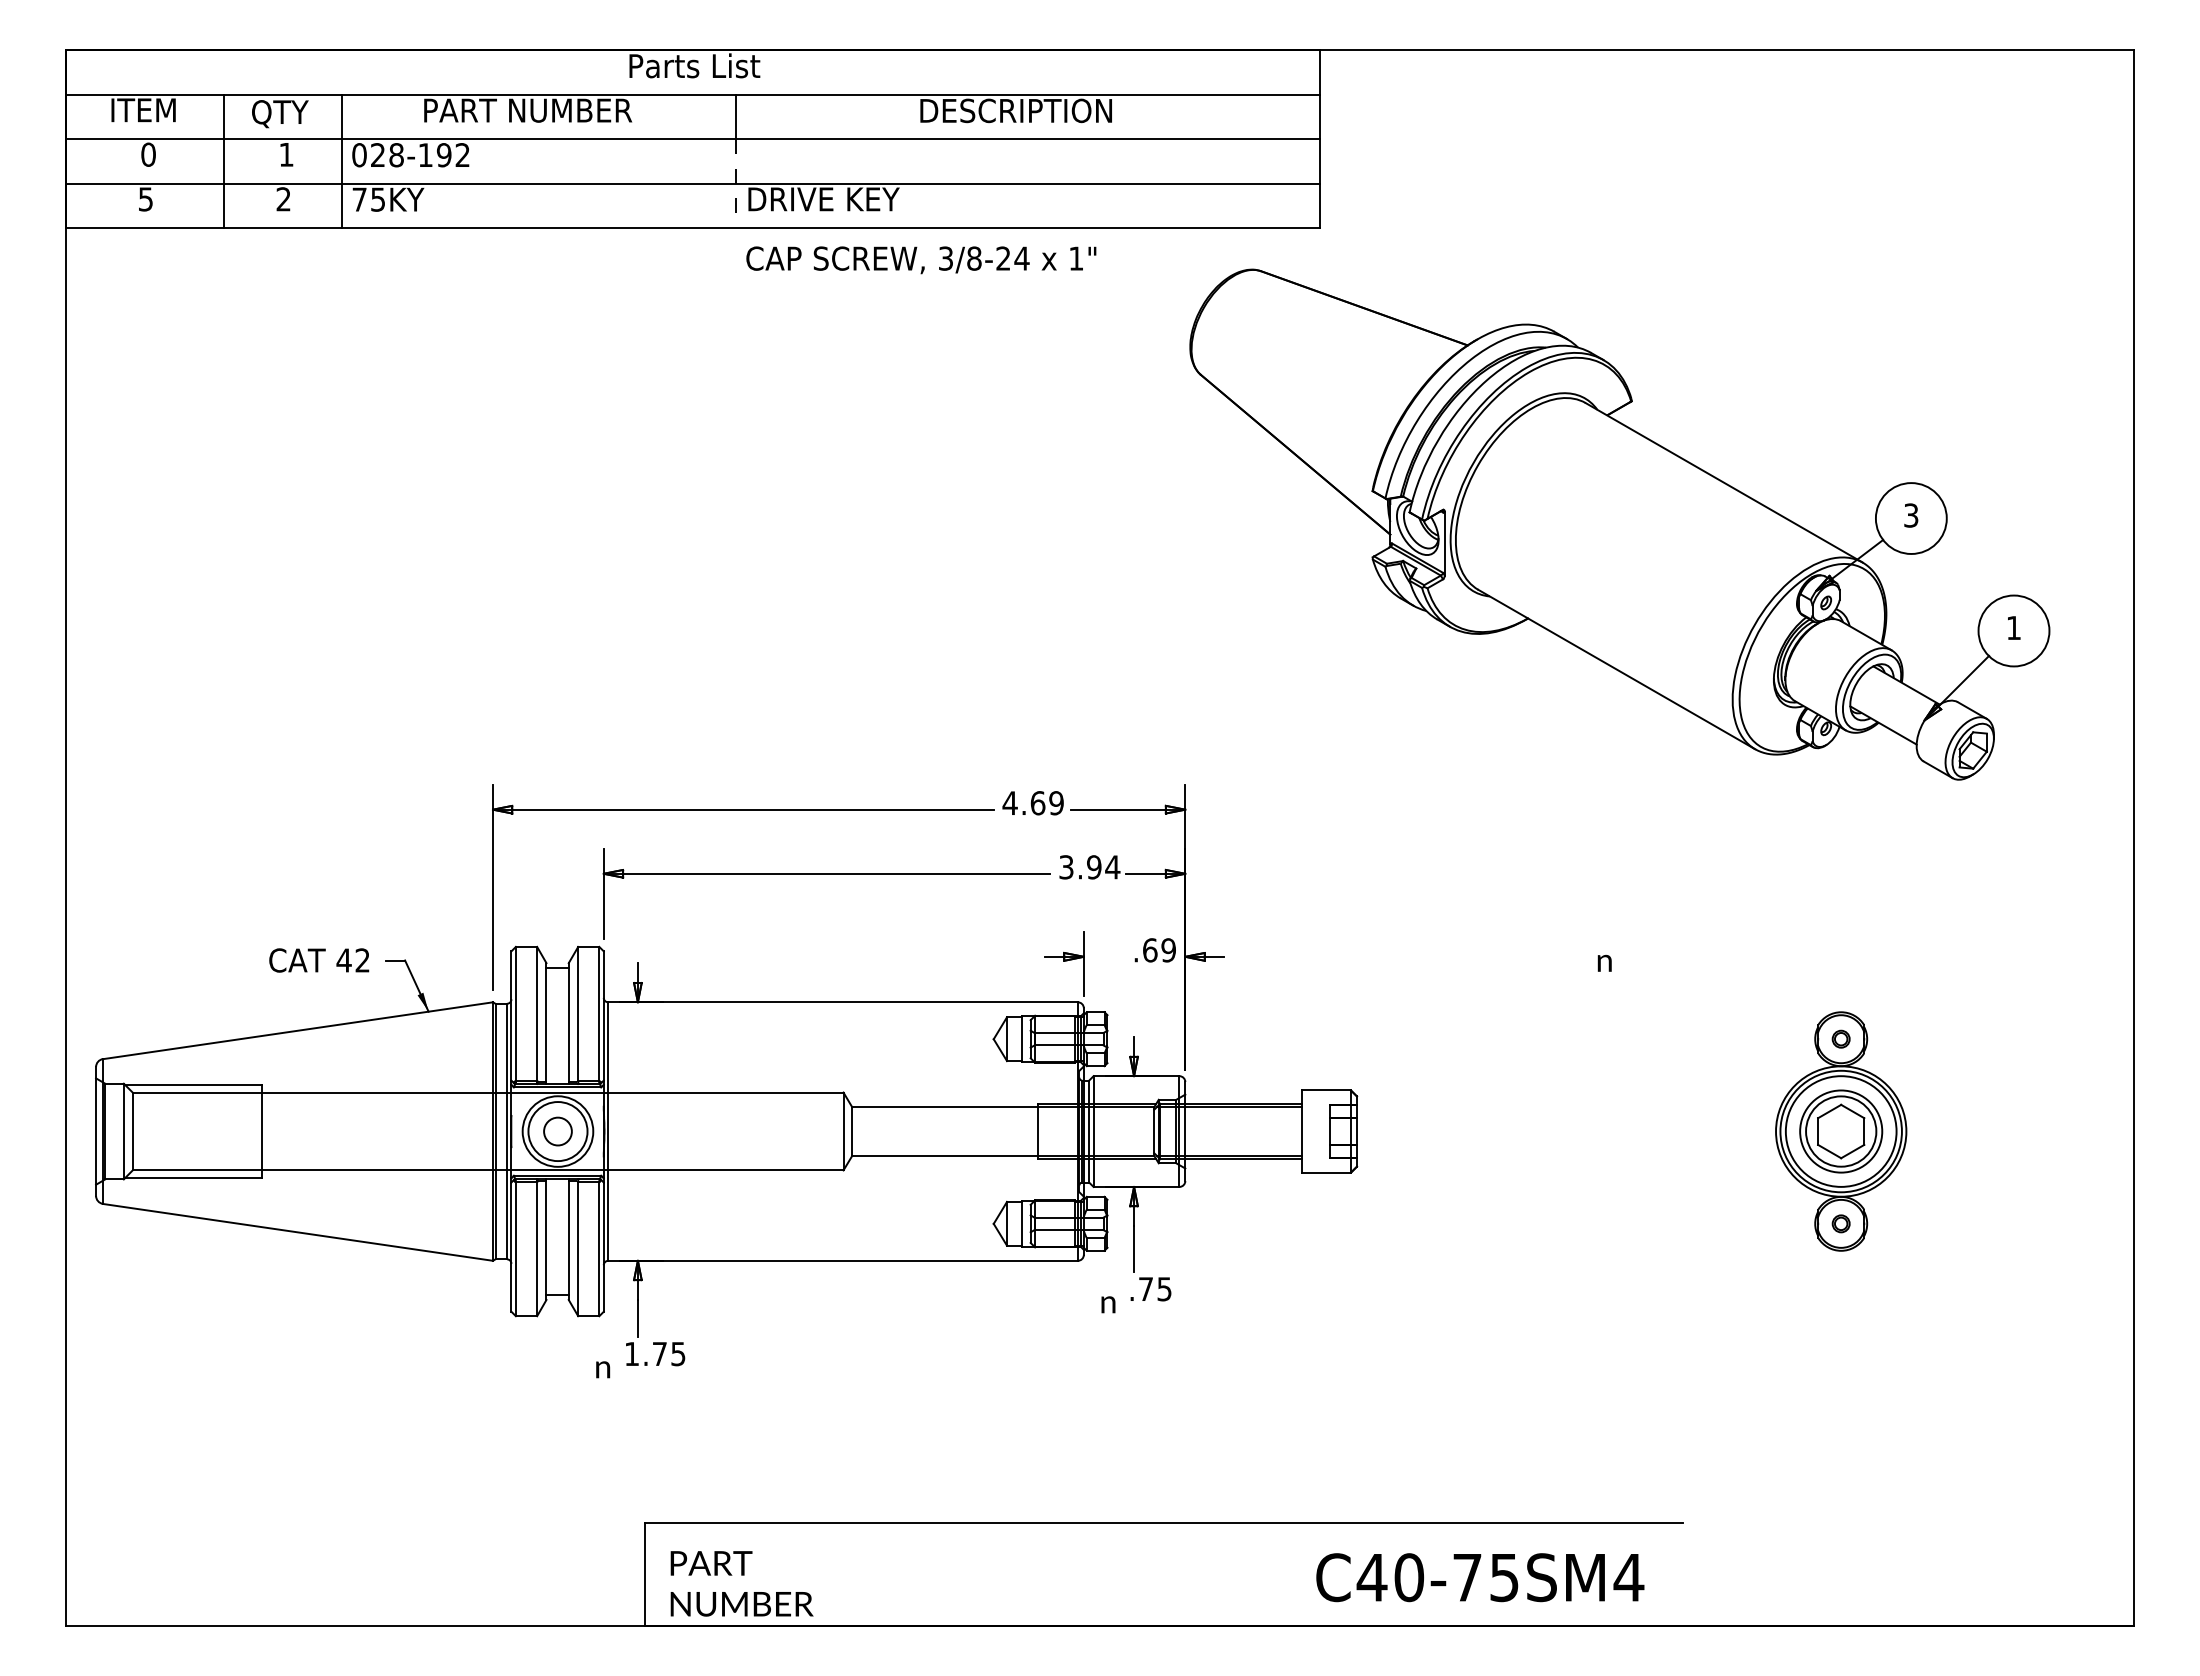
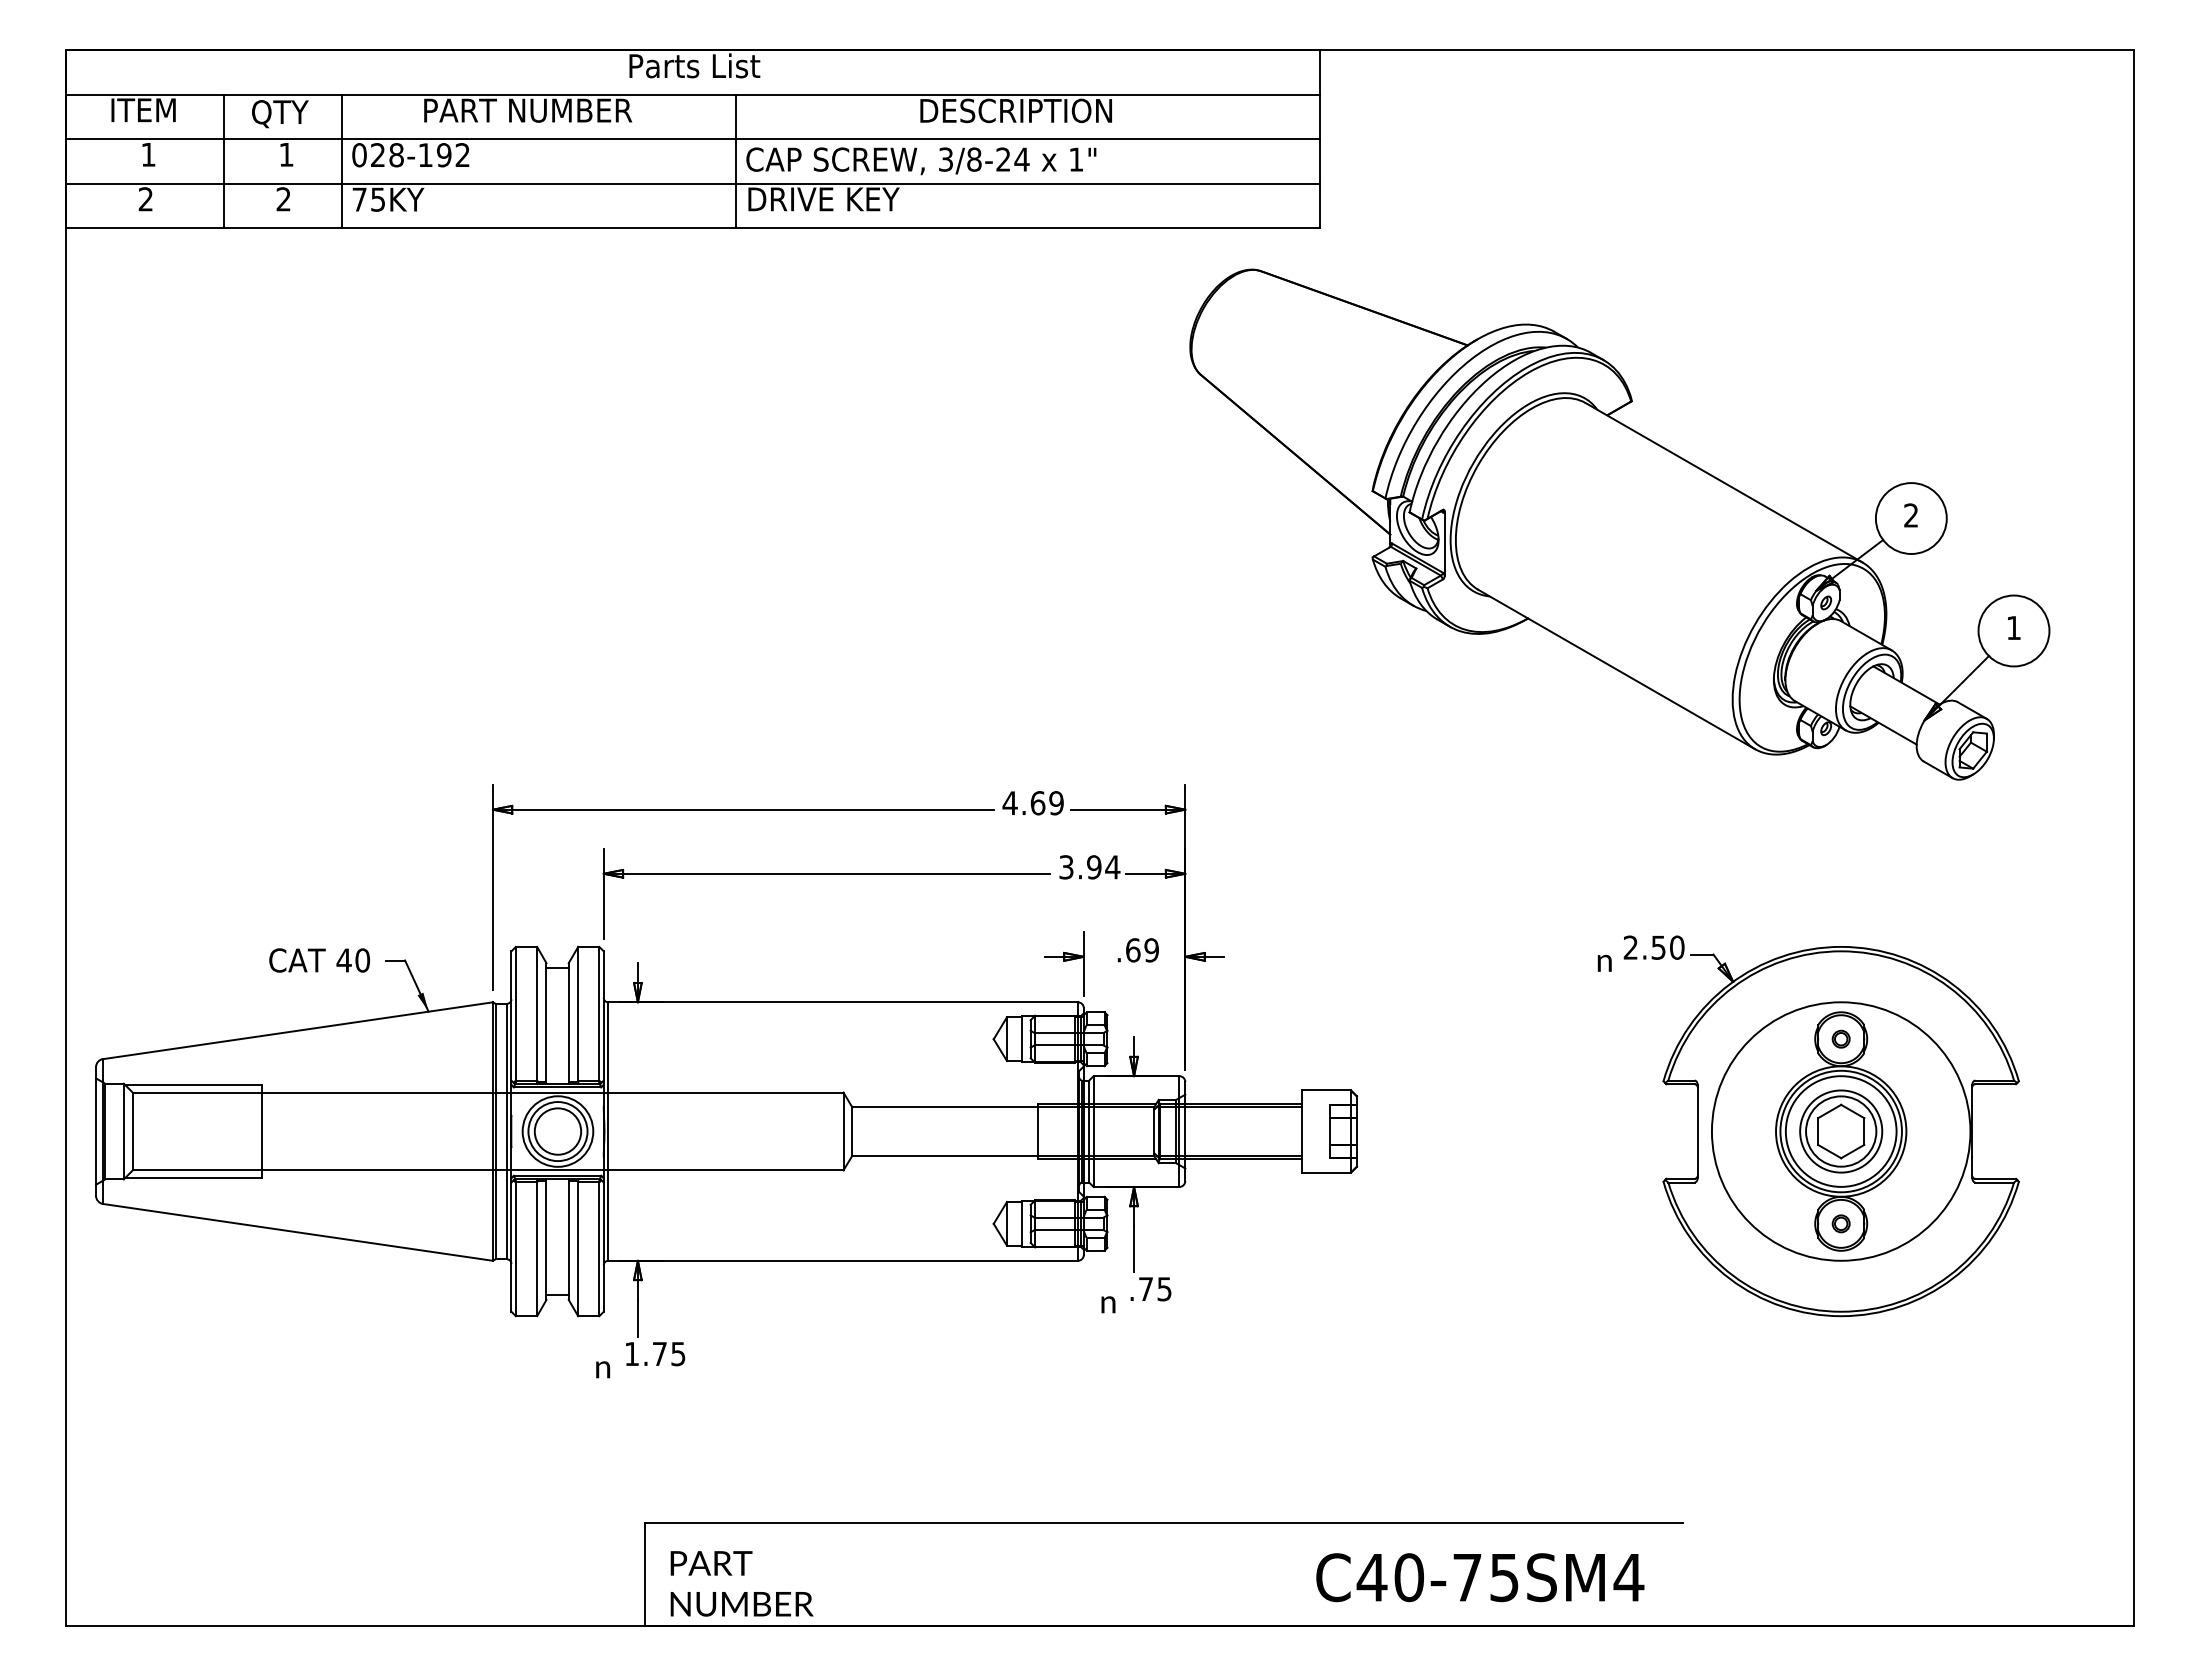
text: 0 -> 1 (148, 154)
line: dashed -> solid (735, 183)
text: 5 -> 2 (145, 199)
text position: (921, 260) -> (921, 161) (921, 161)
text: 3 -> 2 (1911, 515)
text position: (1154, 950) -> (1137, 950) (1137, 950)
text: 42 -> 40 (362, 960)
part: none -> present (1821, 1126)
circle diameter: 28 px -> 46 px (557, 1131)
